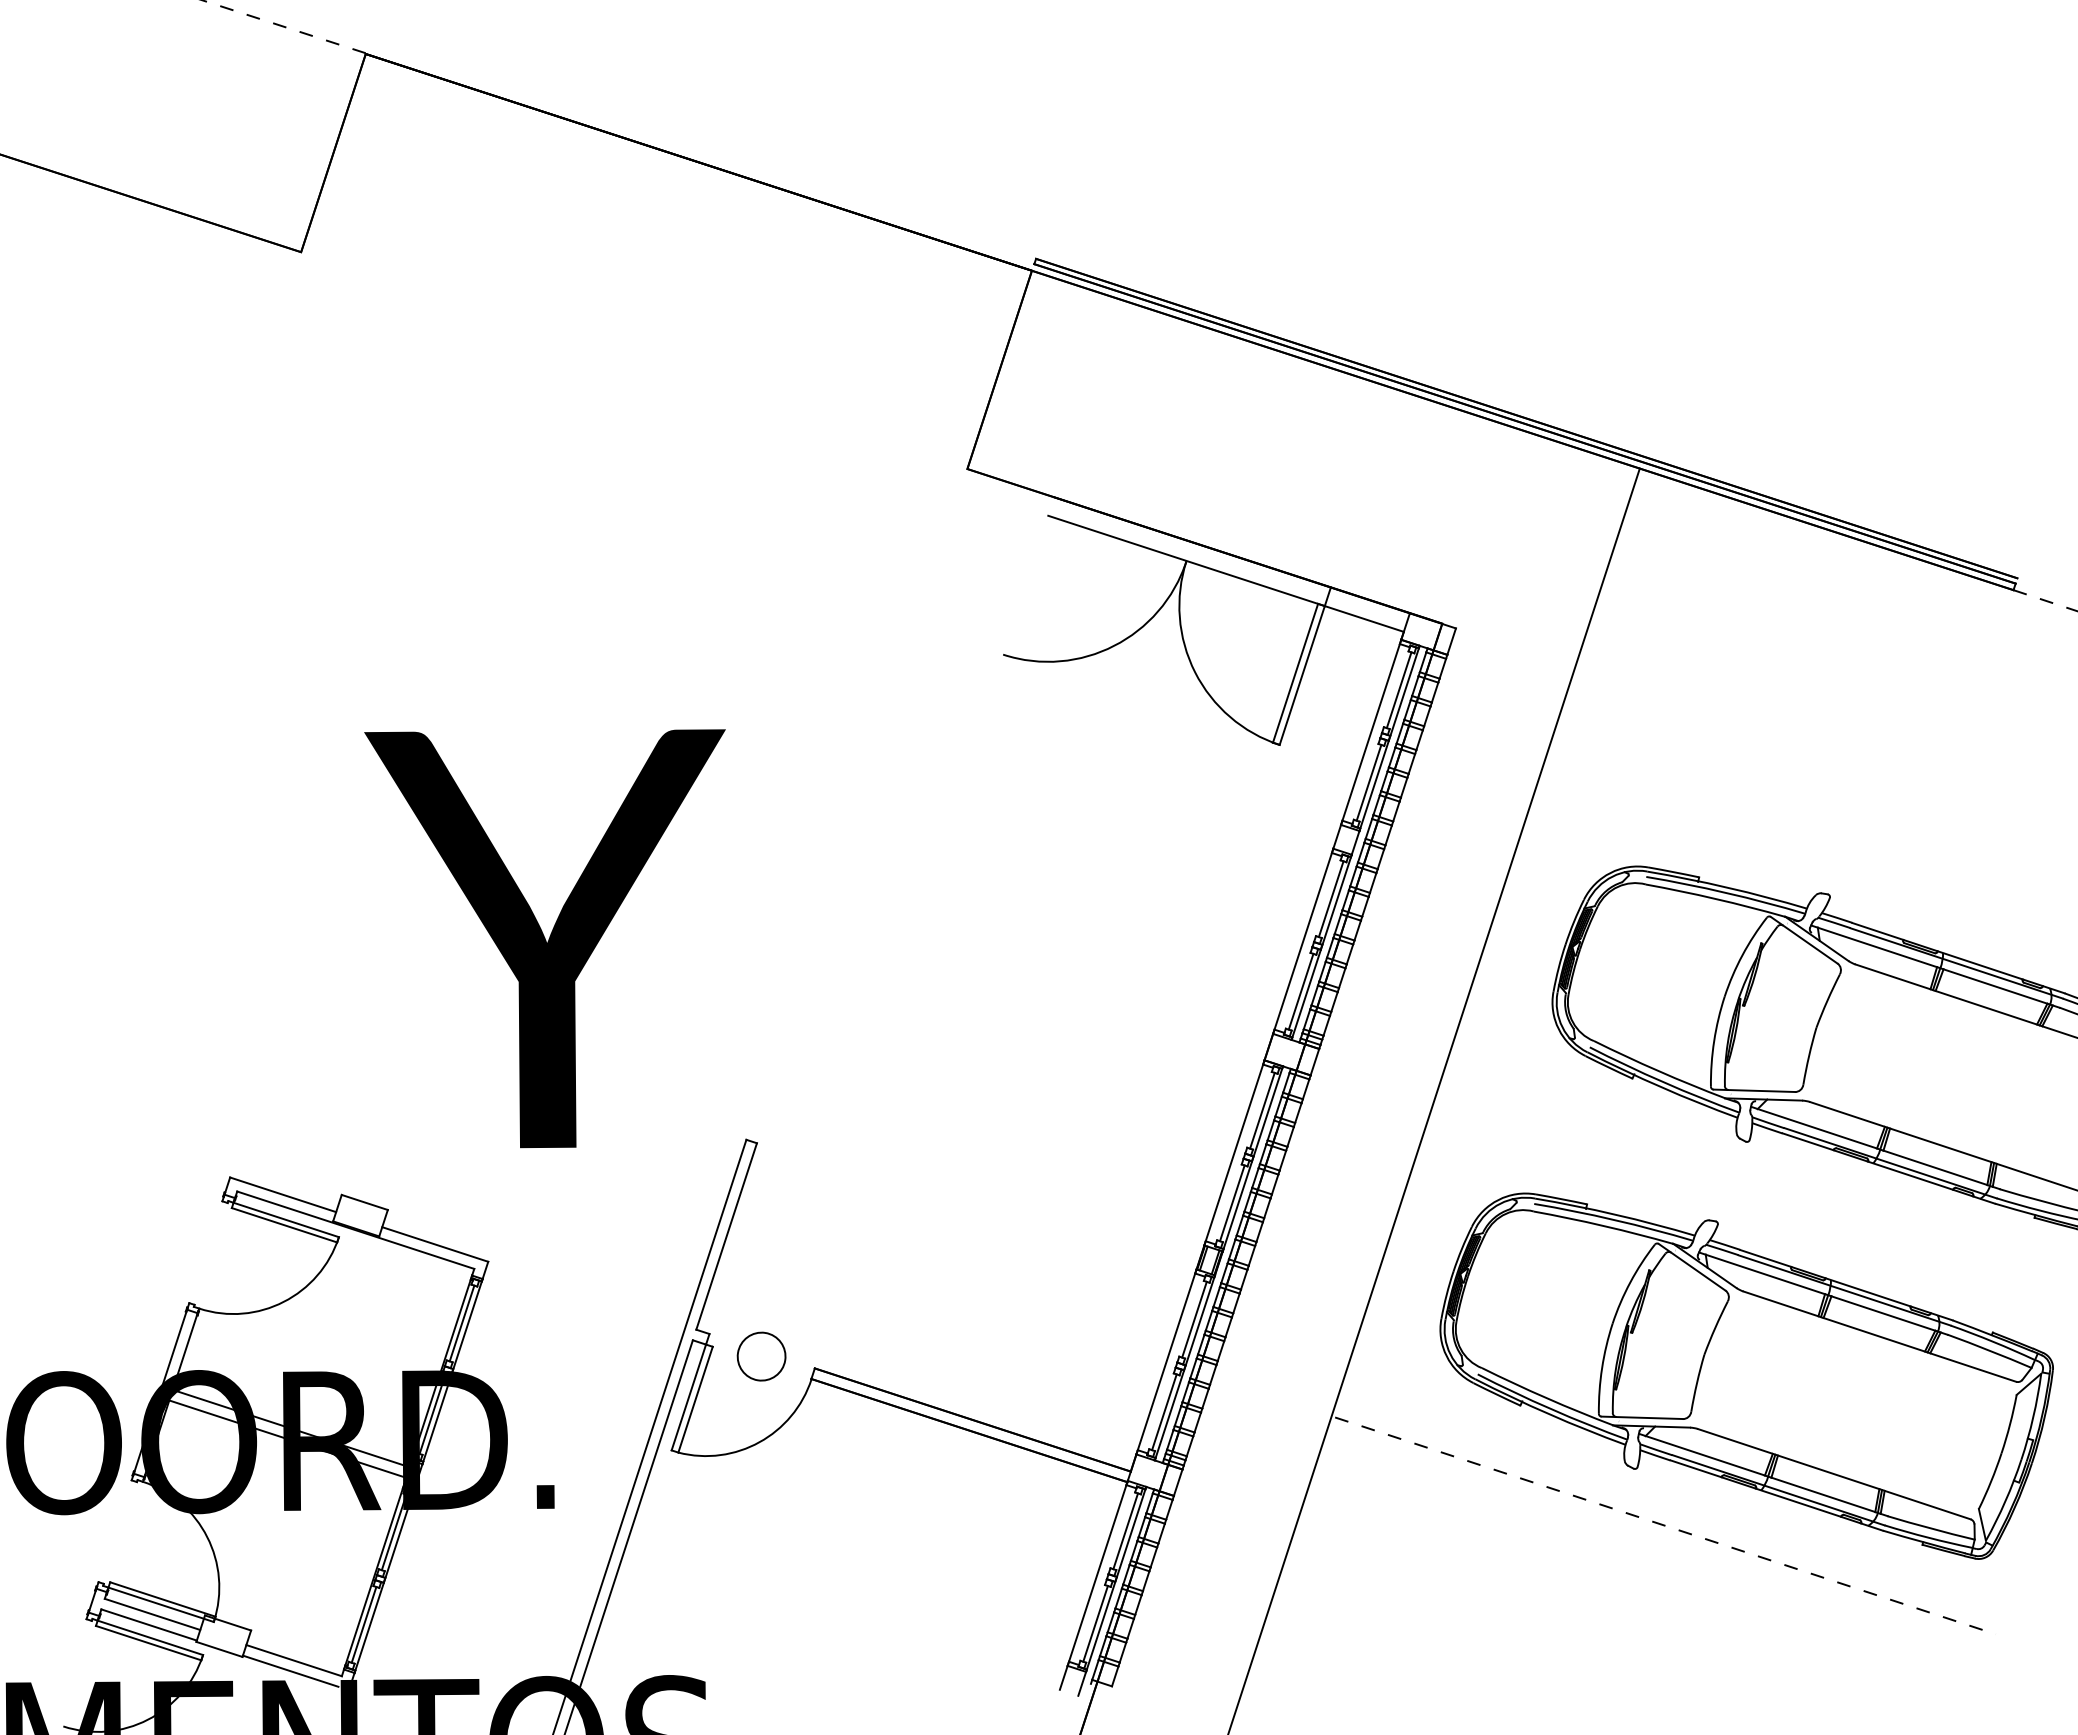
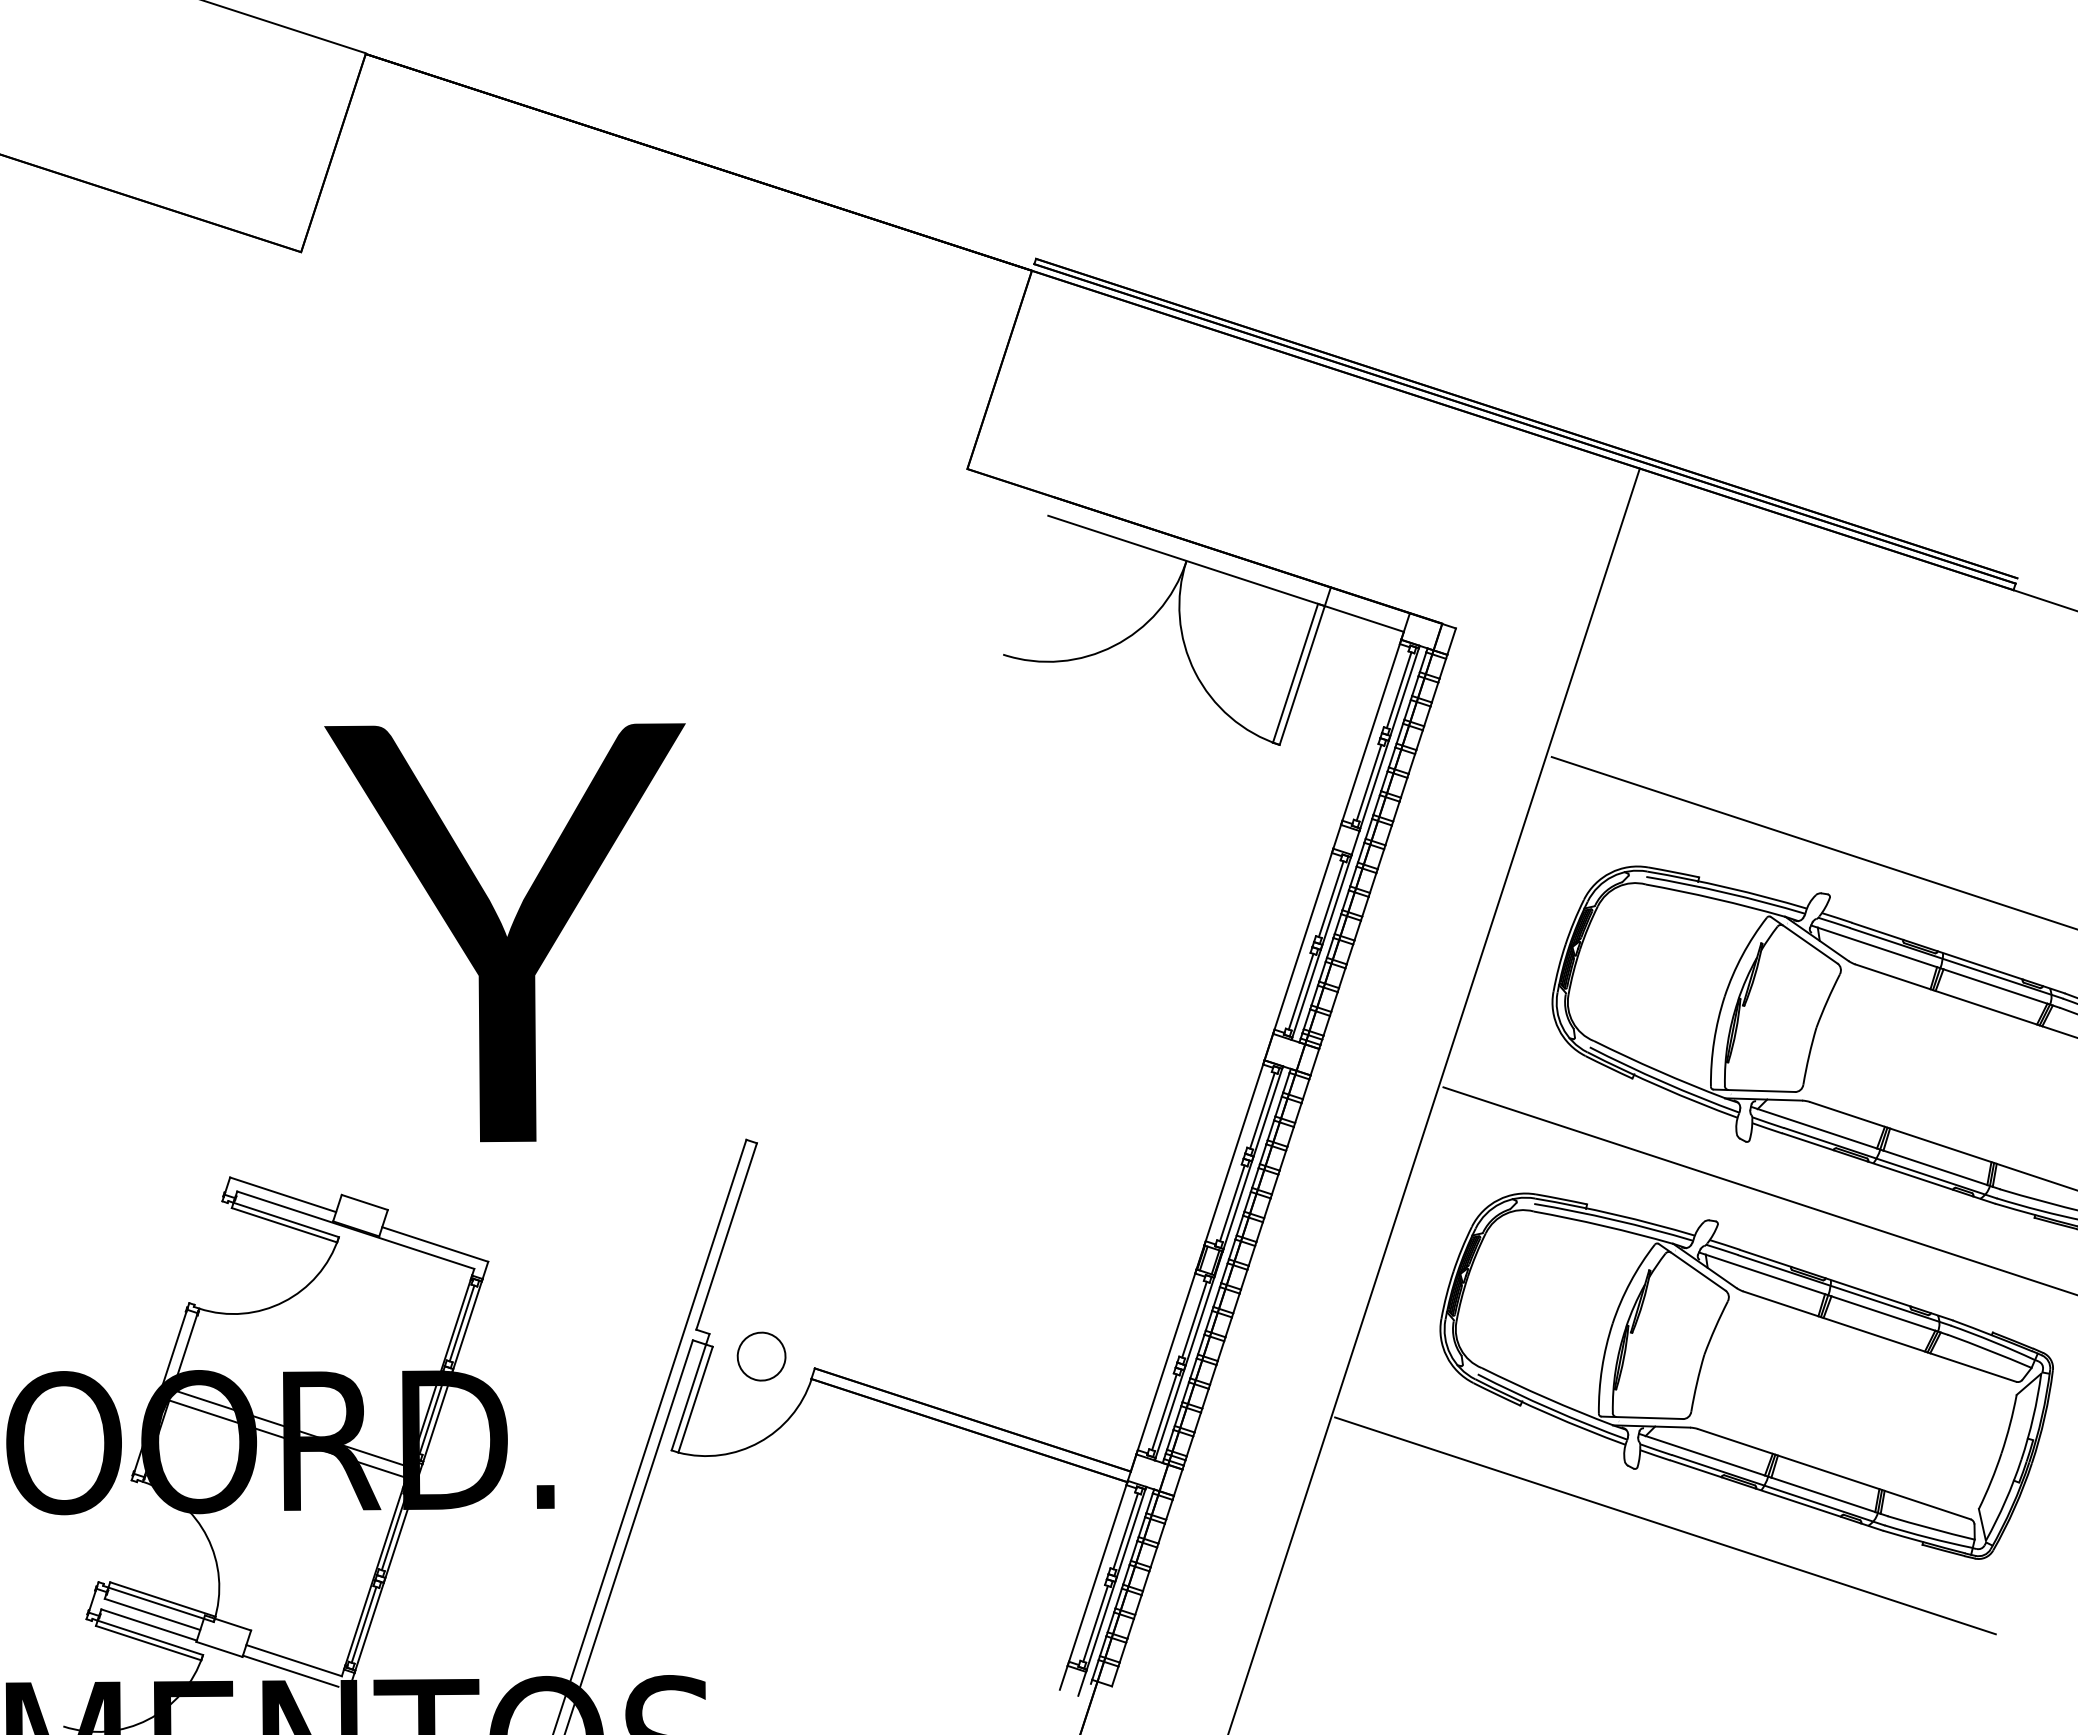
line: dashed -> solid (283, 26)
line: dashed -> solid (2045, 600)
line: none -> present (1812, 842)
text position: (544, 938) -> (504, 932) (504, 932)
line: none -> present (1758, 1190)
line: dashed -> solid (1665, 1525)
